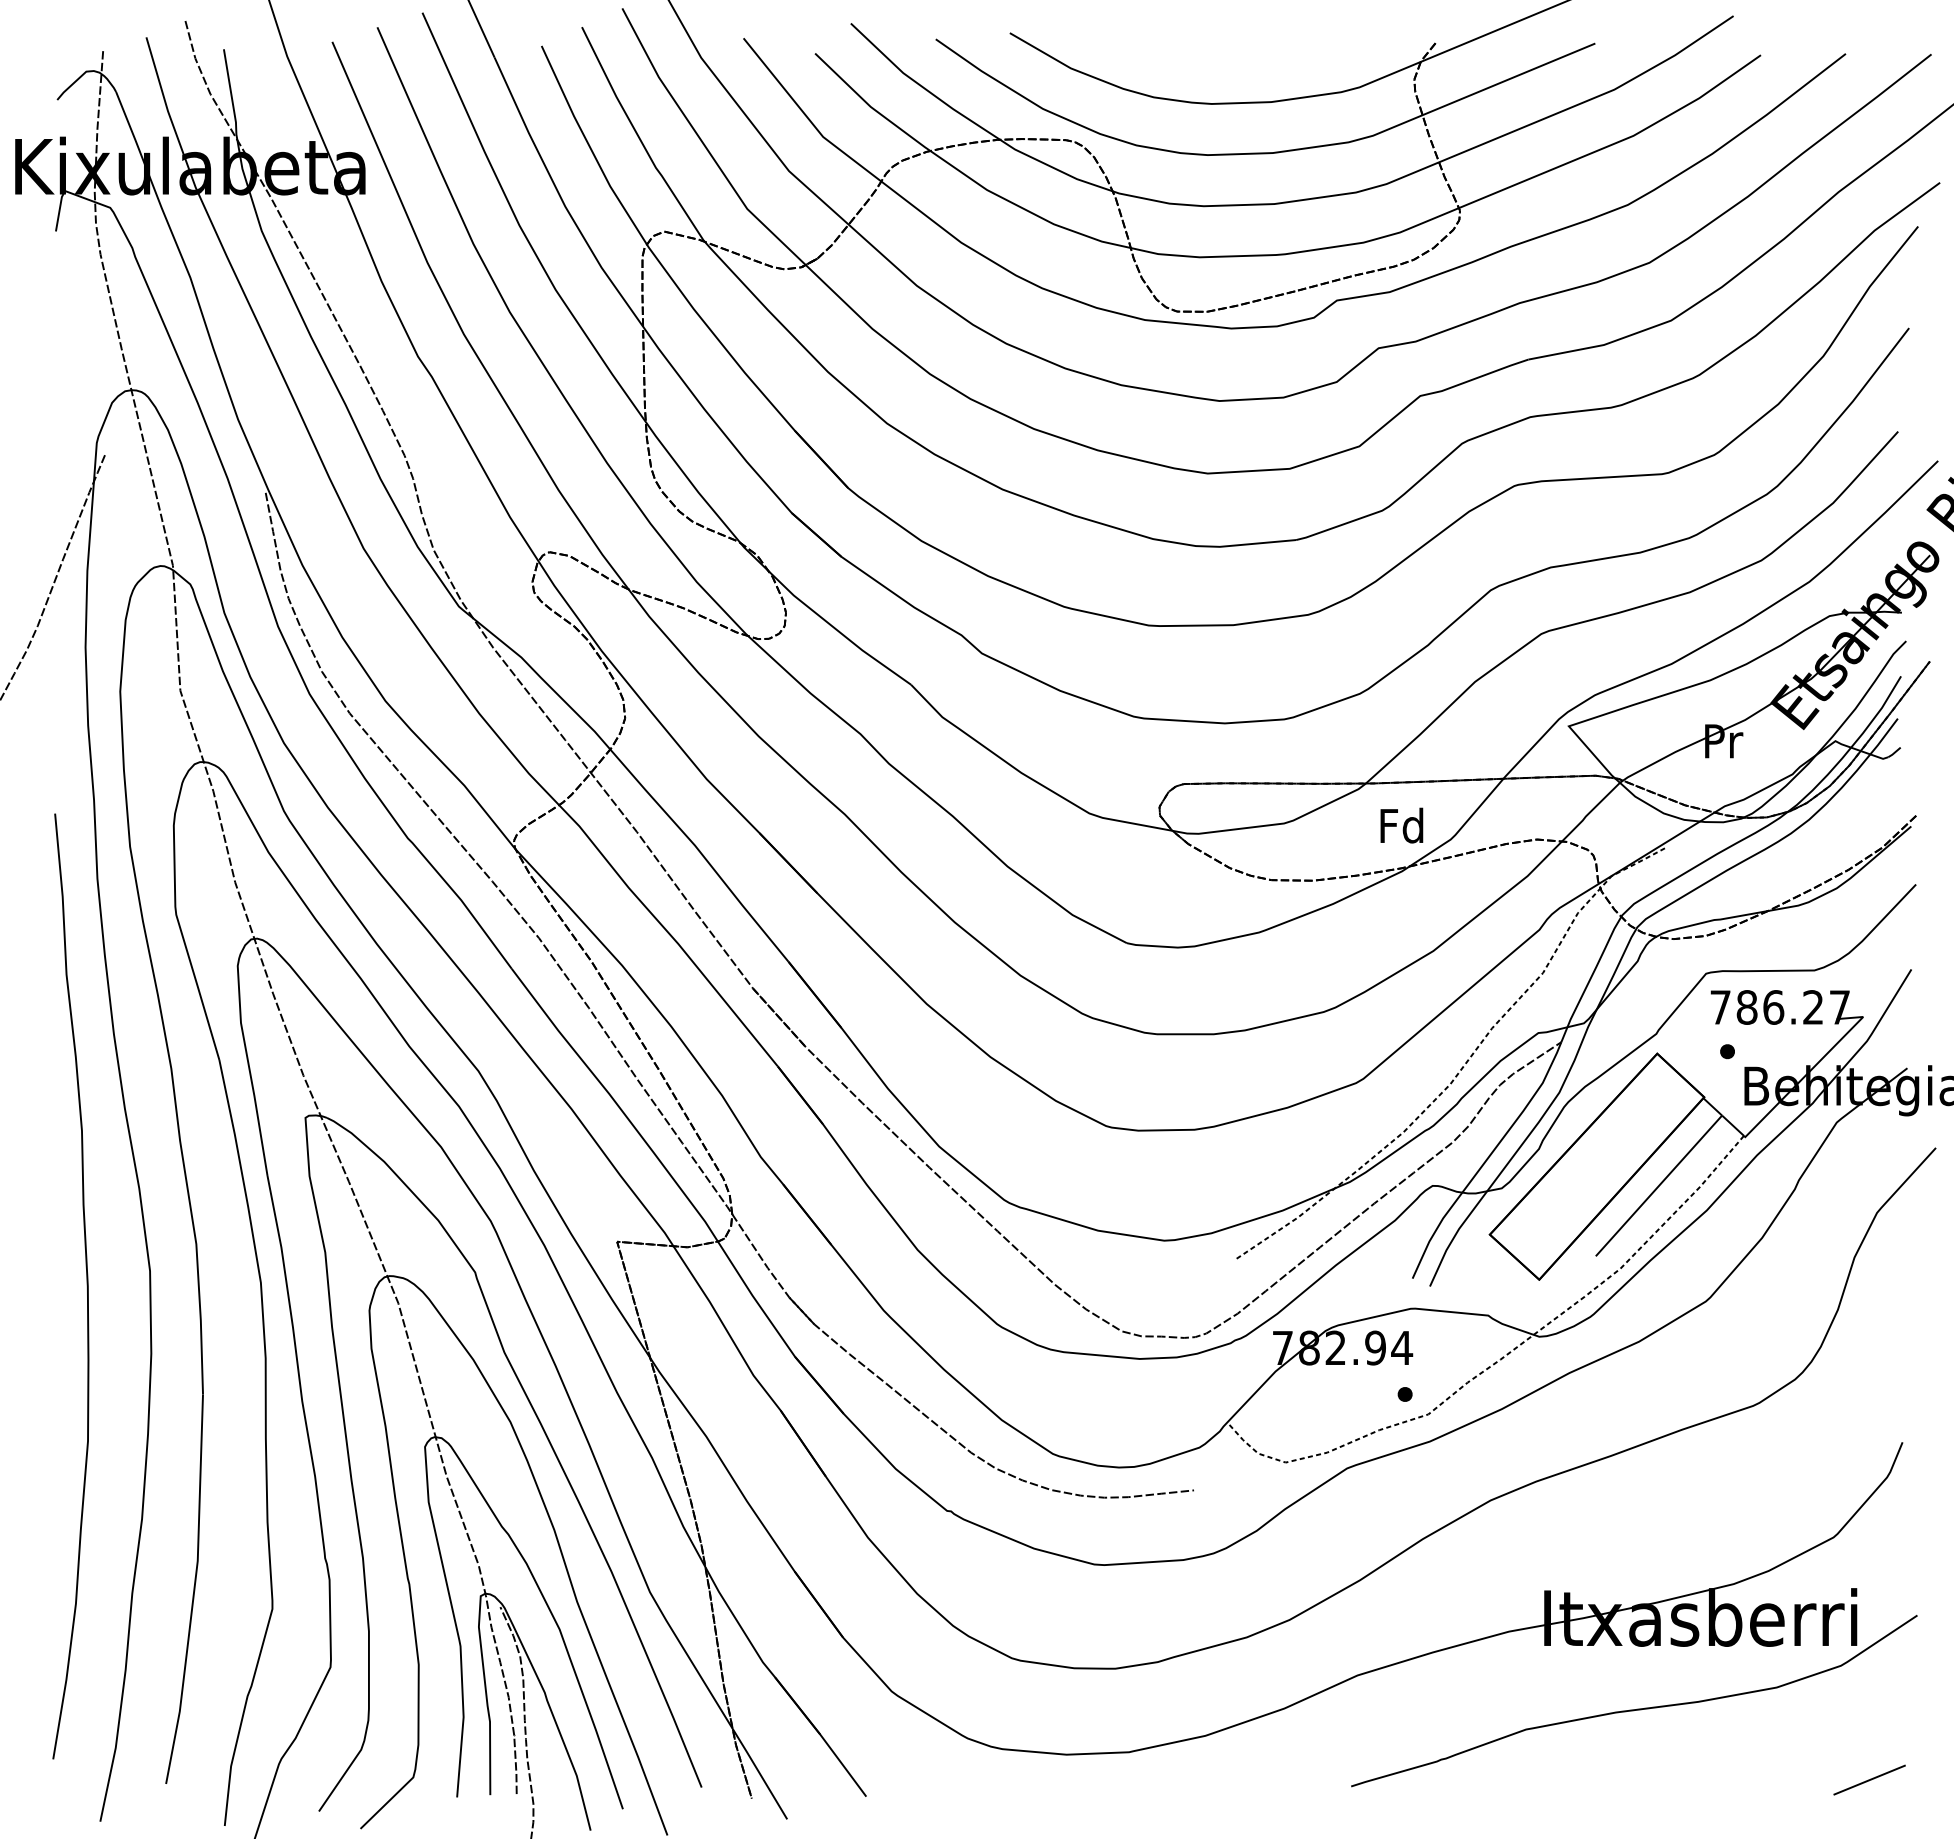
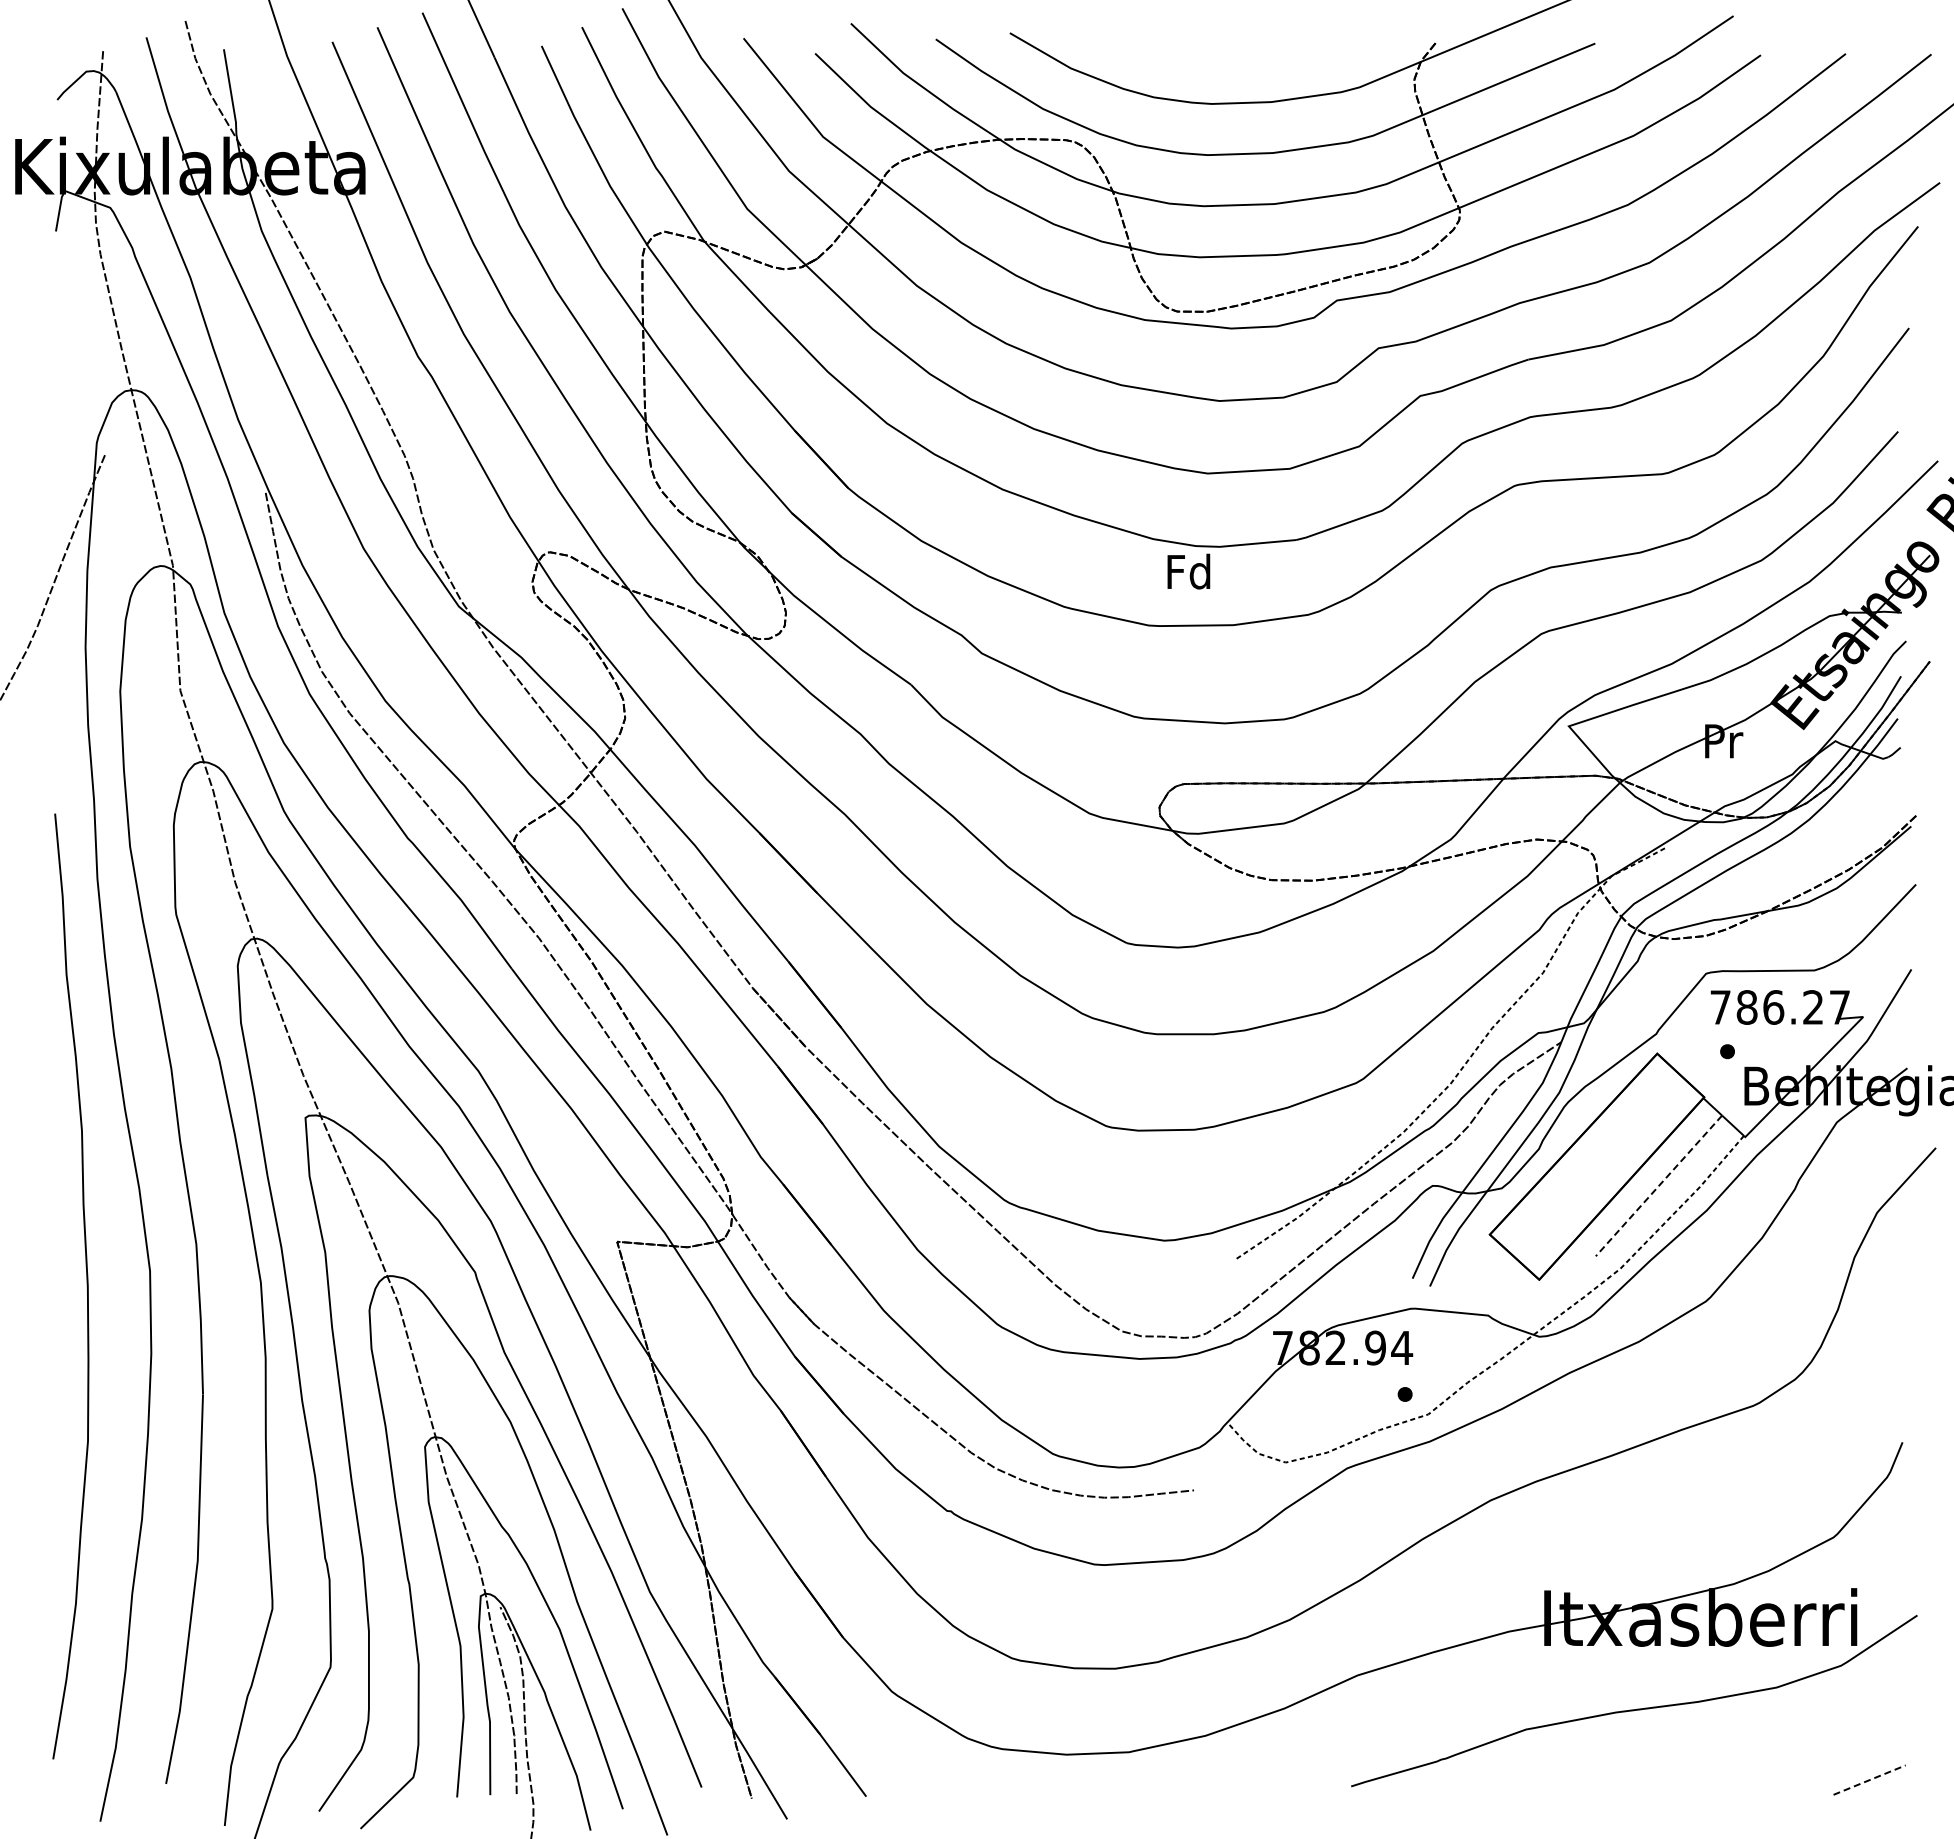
text position: (1401, 825) -> (1188, 571) (1188, 571)
line: solid -> dashed (1658, 1185)
line: solid -> dashed (1869, 1780)
